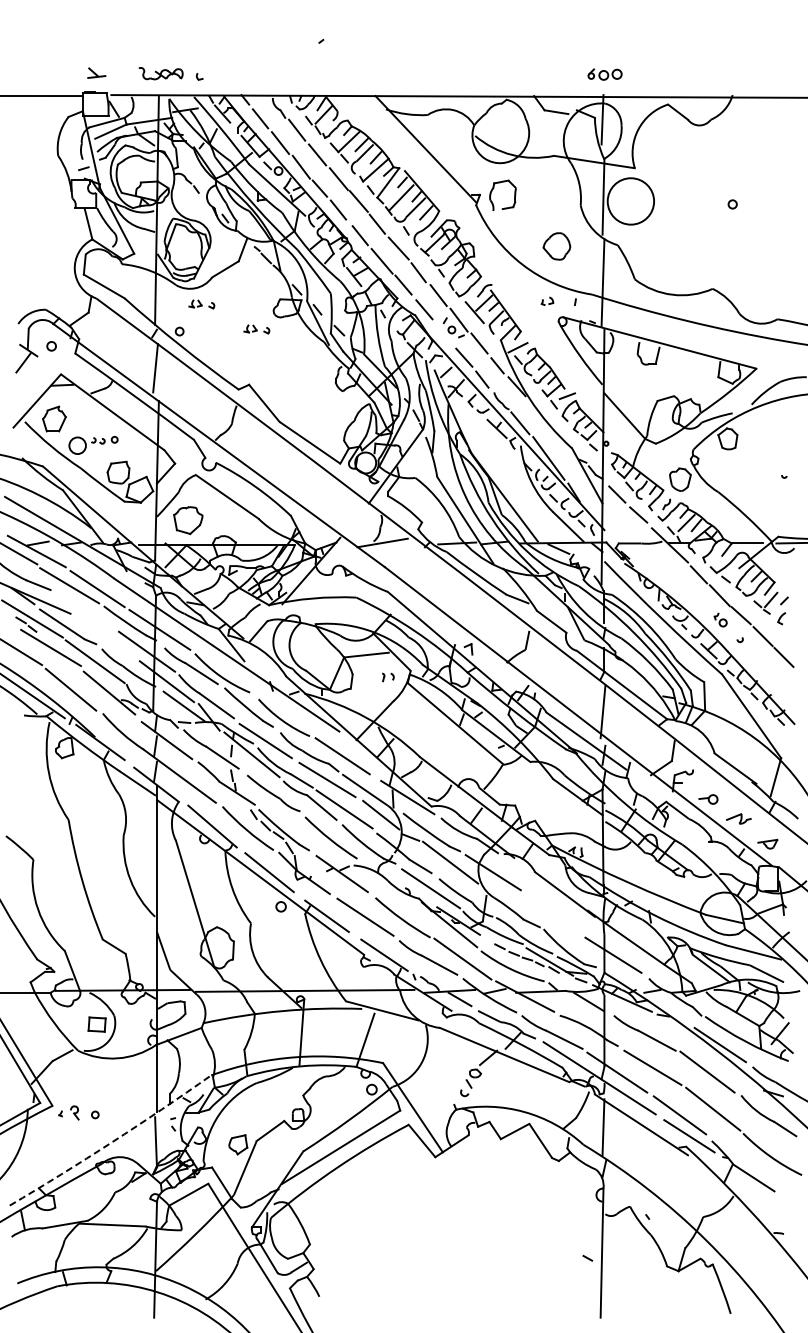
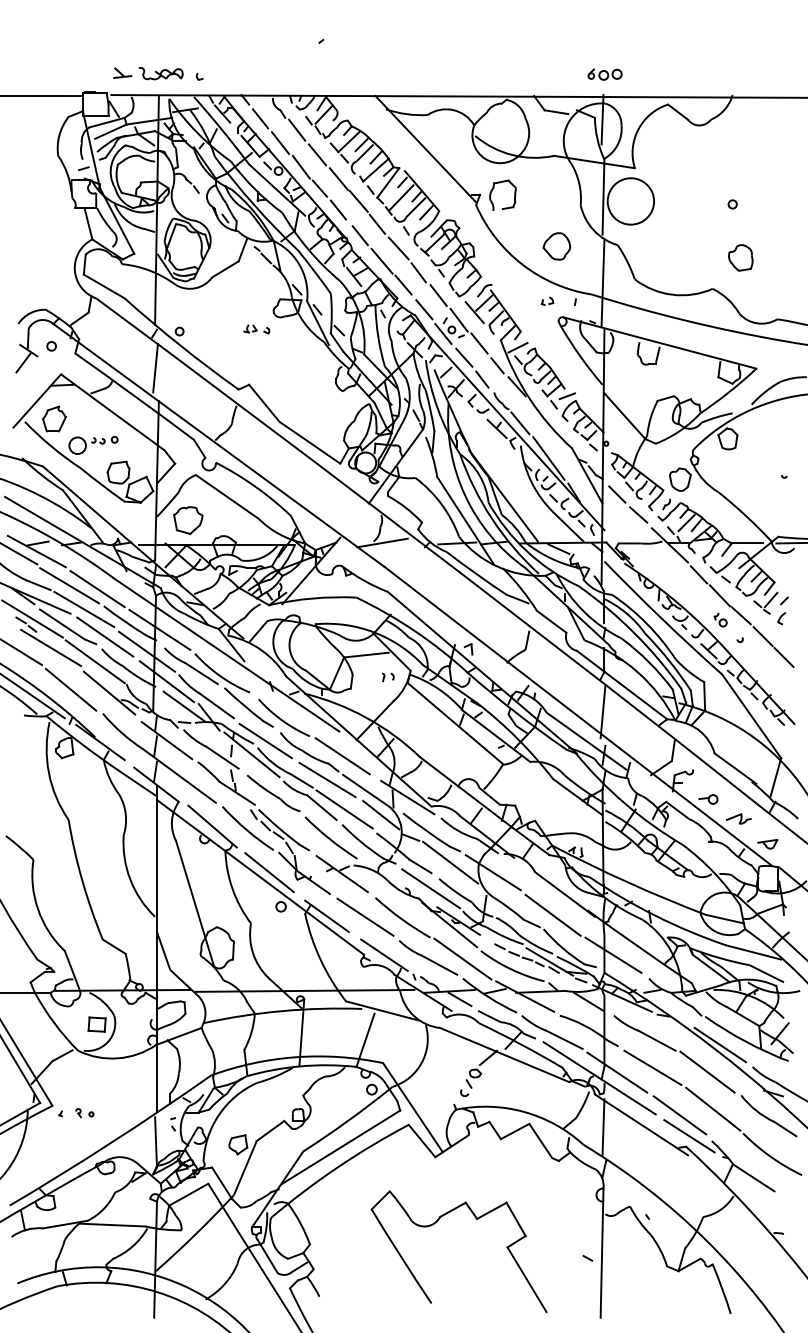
part position: (96, 72) -> (122, 72) (122, 72)
part: none -> present (740, 257)
part: present -> none (201, 304)
line: none -> present (443, 333)
line: none -> present (84, 609)
line: none -> present (105, 636)
line: none -> present (552, 914)
part size: 30x16 px -> 20x11 px (84, 1113)
arc: dashed -> solid (111, 1142)
part: none -> present (436, 1223)
